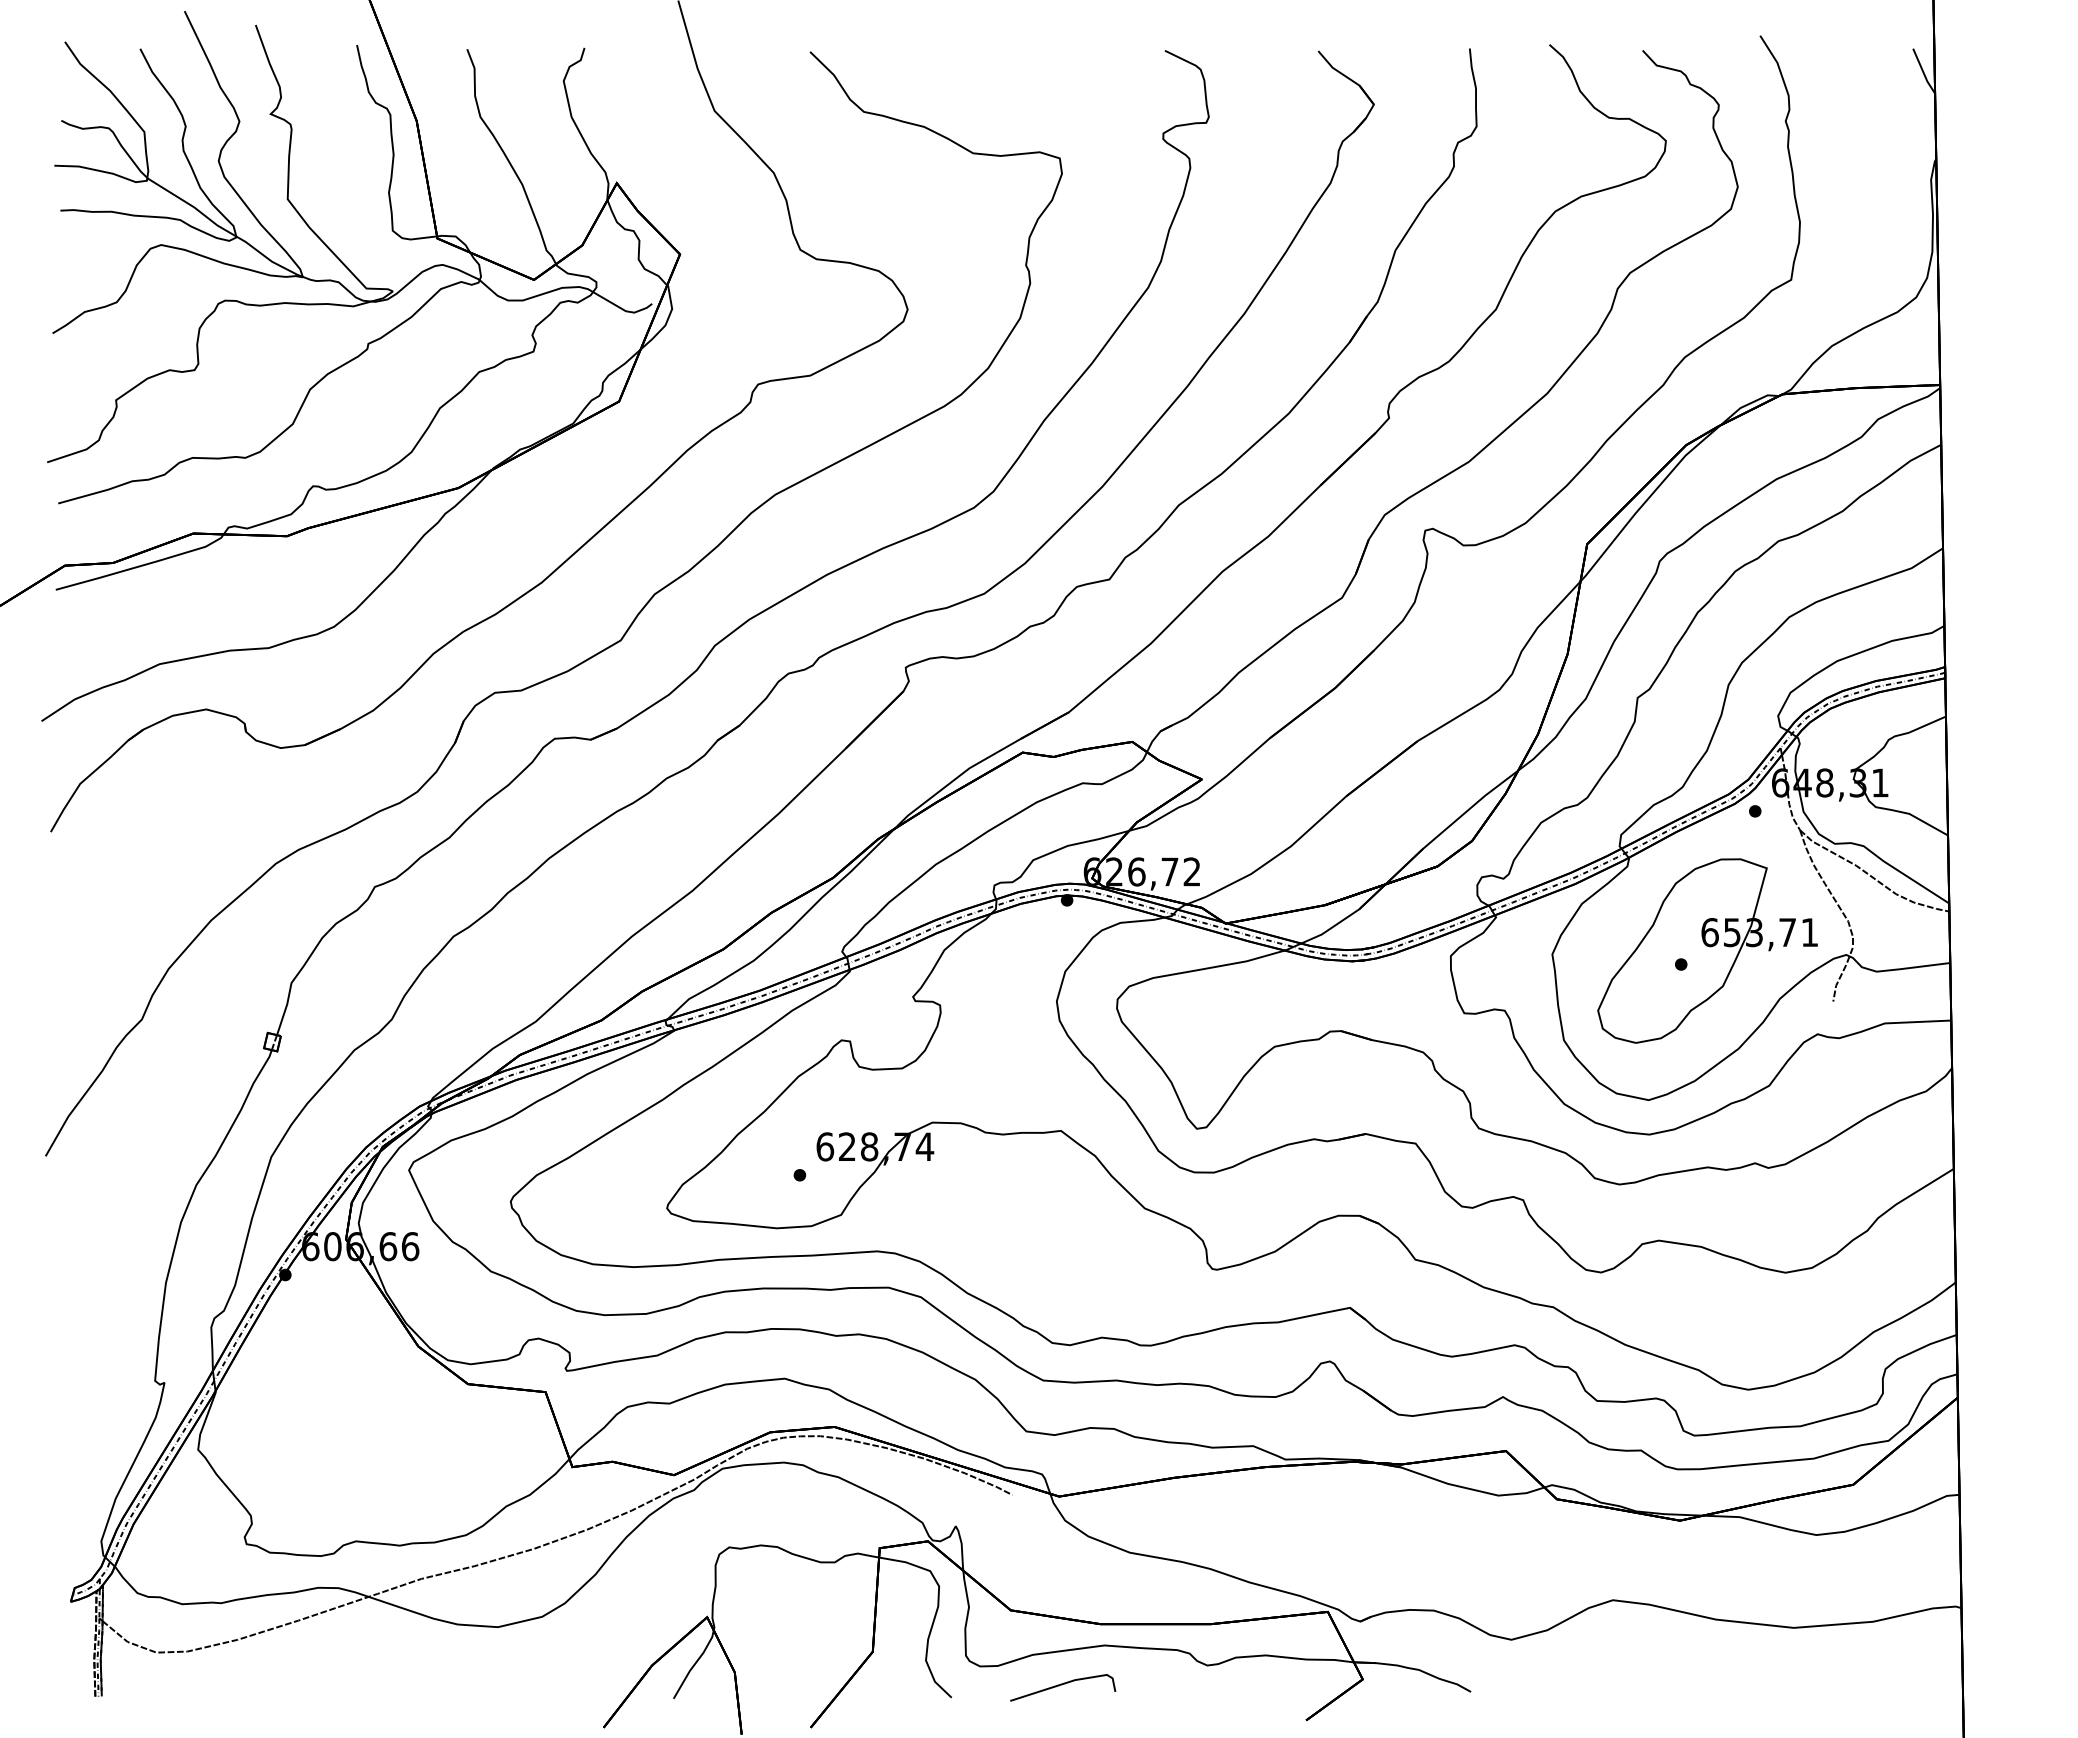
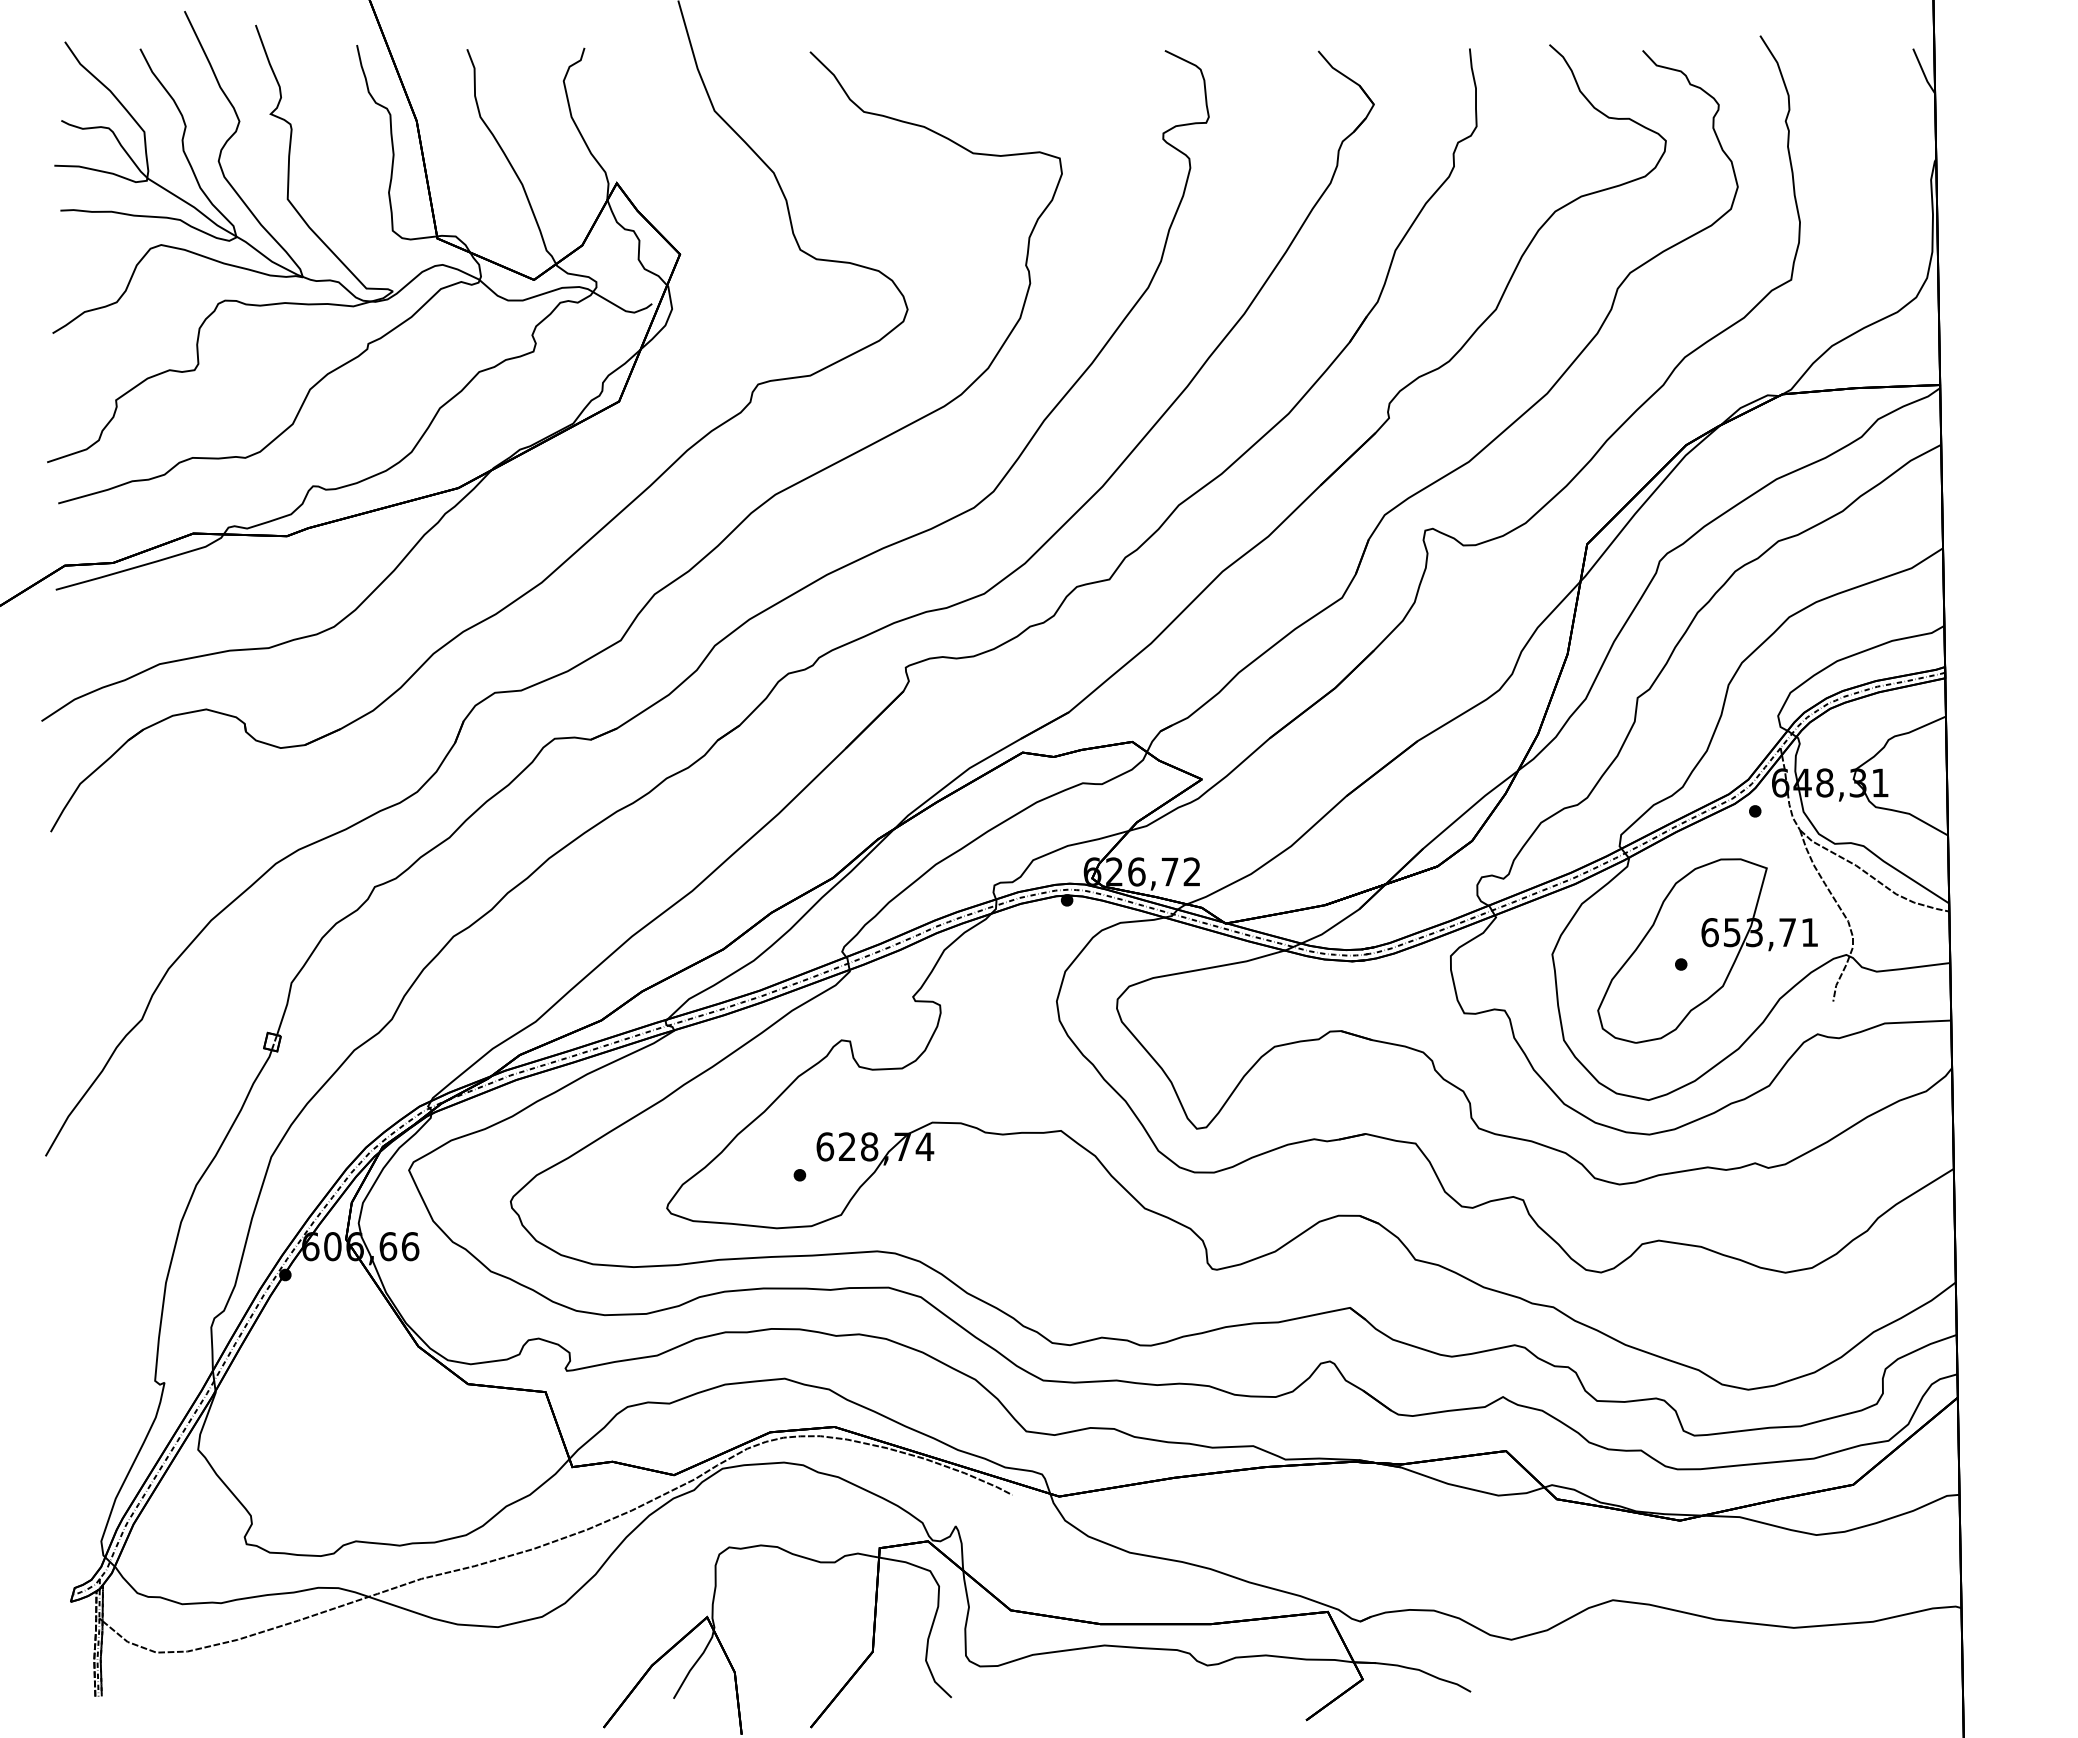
line: present -> none (1062, 1685)
